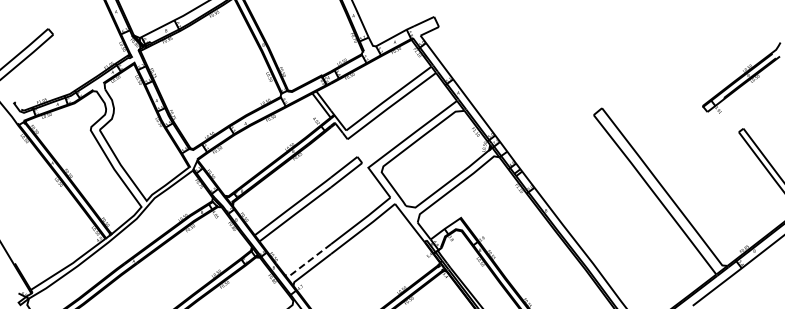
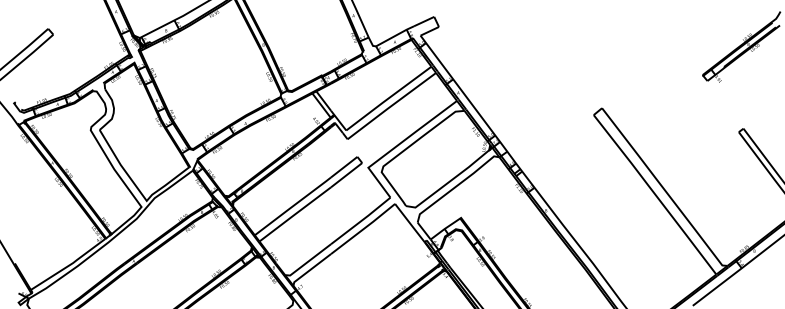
part position: (741, 77) -> (741, 46) (741, 46)
line: dashed -> solid (307, 262)
